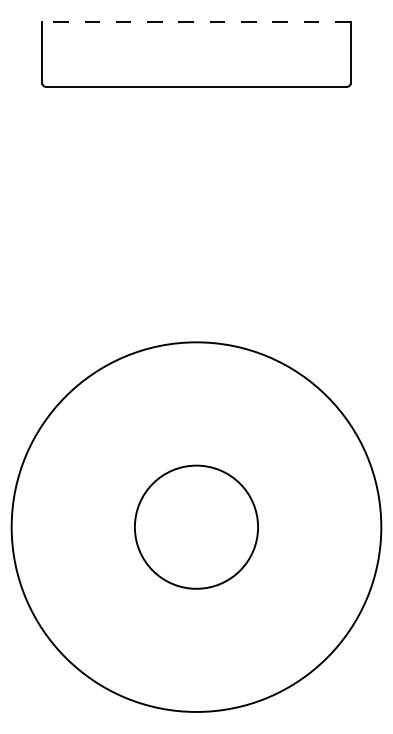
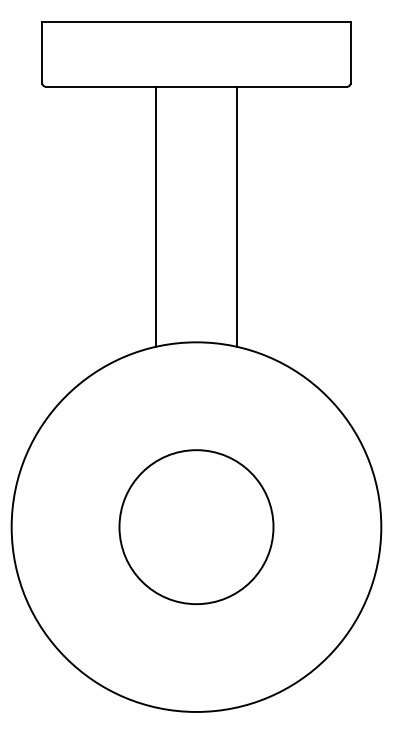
line: dashed -> solid (196, 22)
line: none -> present (156, 216)
line: none -> present (236, 216)
circle size: 125x126 px -> 157x157 px (196, 527)
